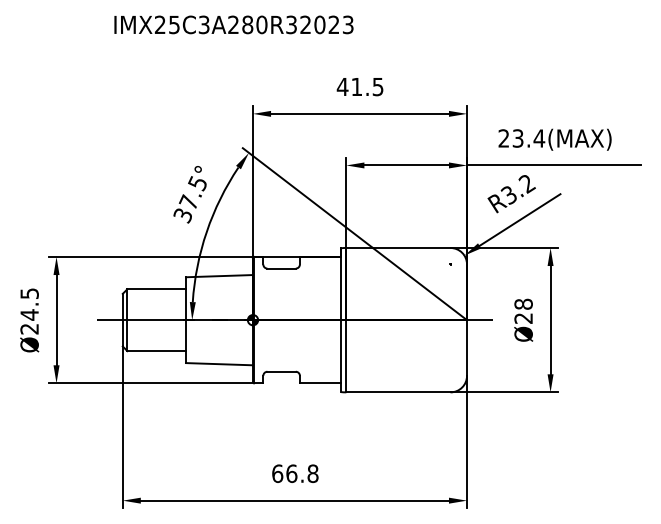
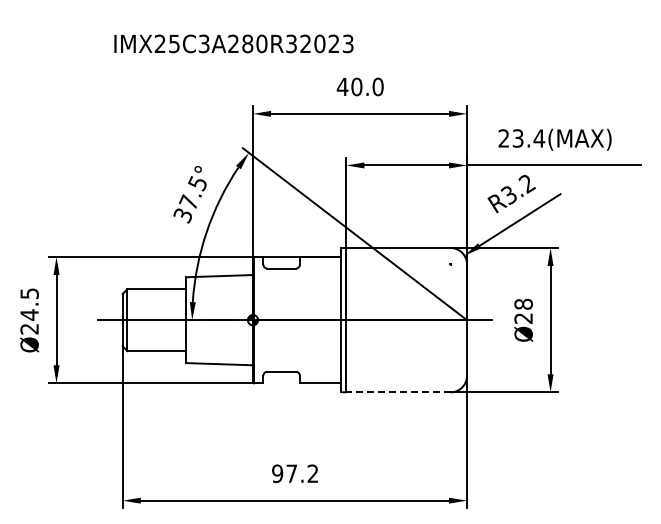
text position: (233, 24) -> (233, 43) (233, 43)
text: 41.5 -> 40.0 (367, 86)
line: solid -> dashed (397, 392)
text: 66.8 -> 97.2 (295, 473)
